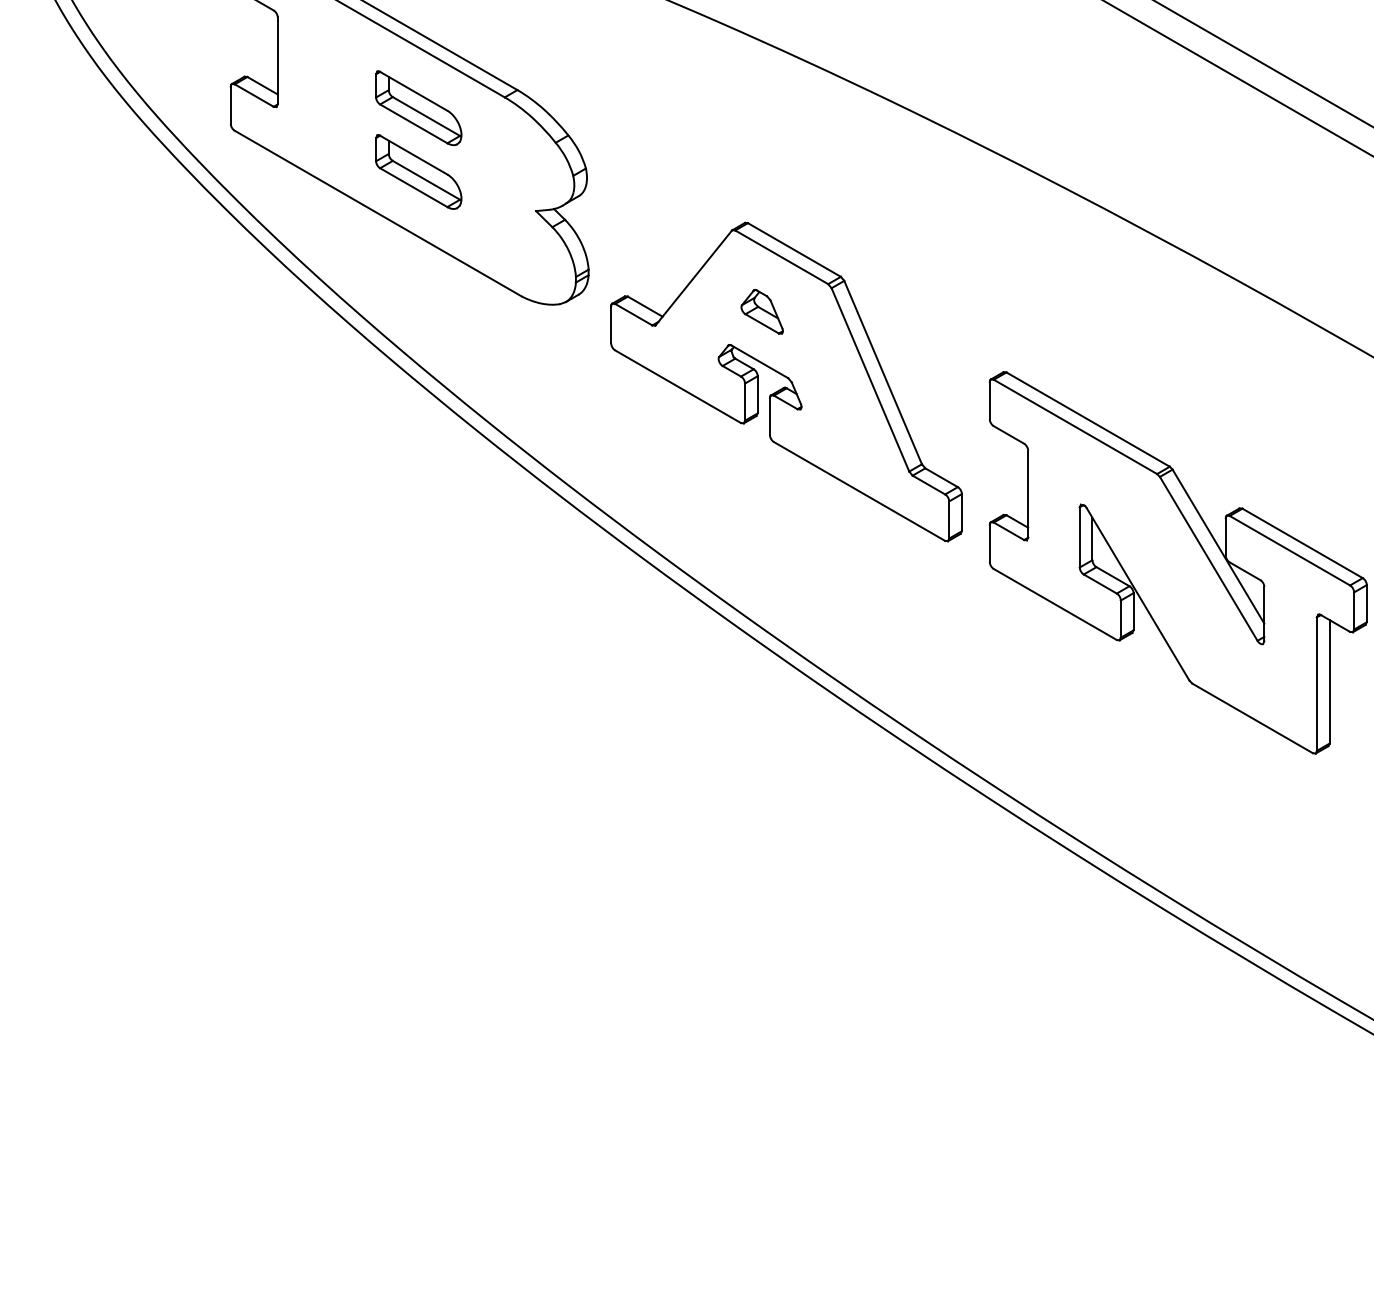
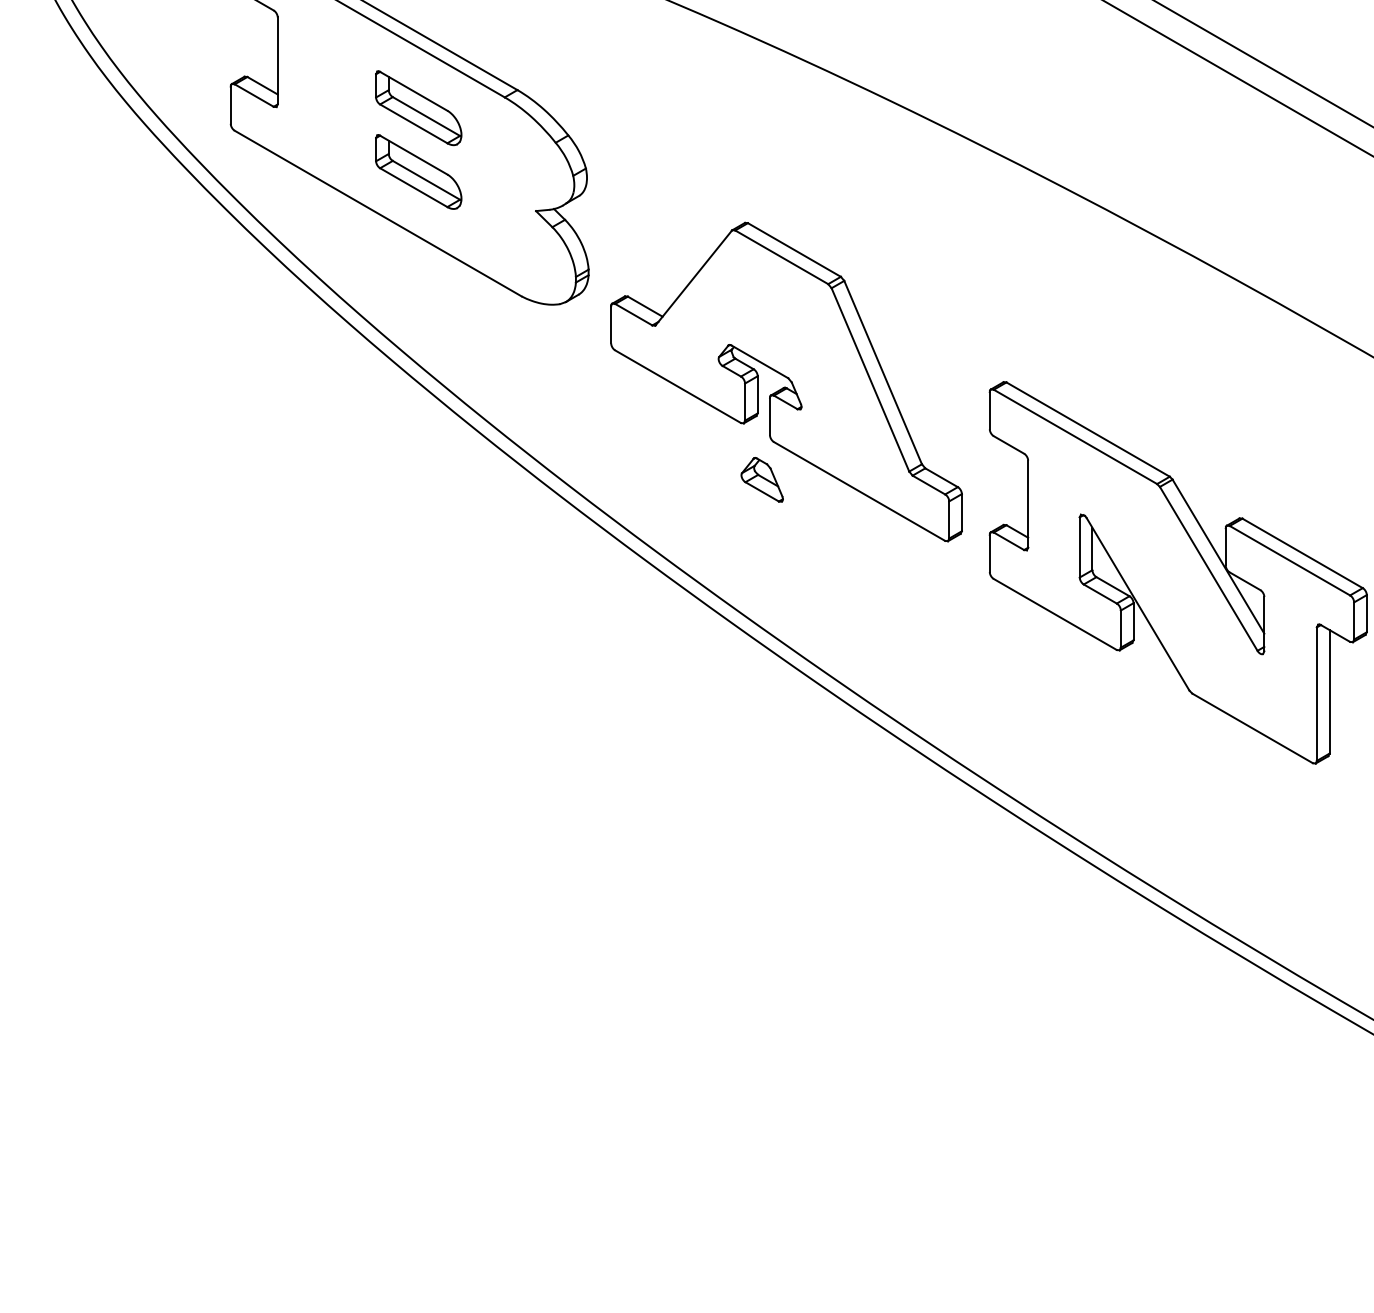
part position: (761, 311) -> (761, 479) (761, 479)
part position: (1177, 562) -> (1177, 572) (1177, 572)
